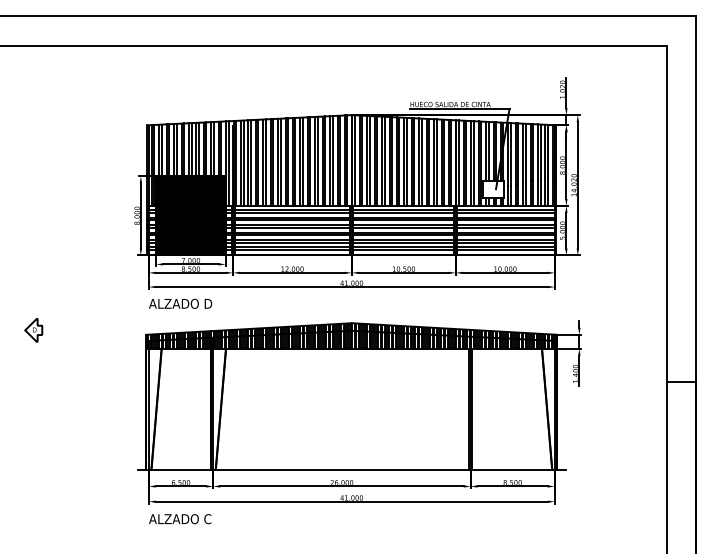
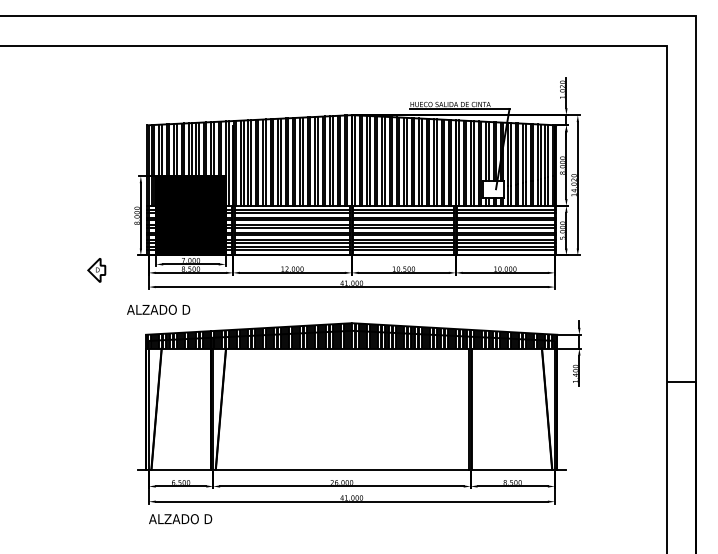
text position: (180, 303) -> (158, 309) (158, 309)
part position: (33, 330) -> (96, 270) (96, 270)
text: ALZADO C -> ALZADO D (208, 519)
